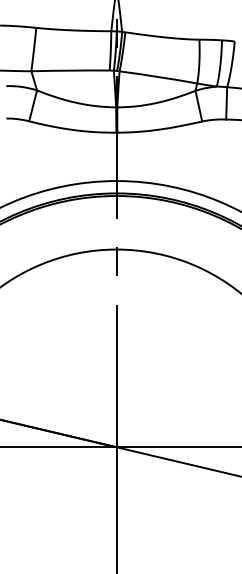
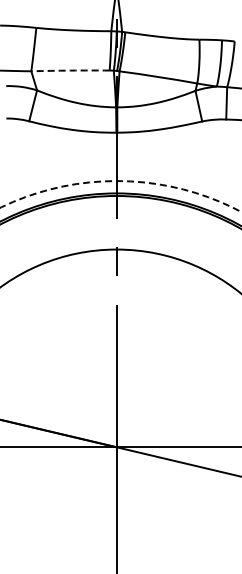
arc: solid -> dashed (70, 70)
circle: solid -> dashed (120, 196)
